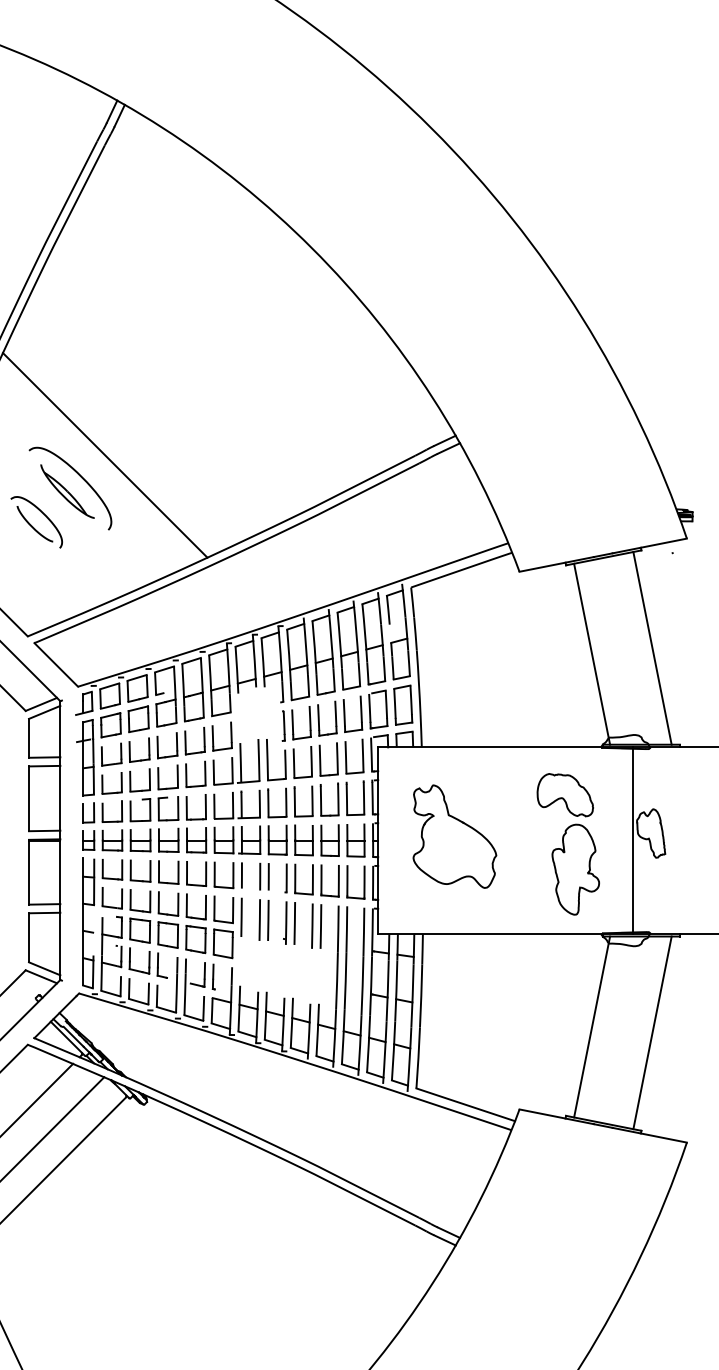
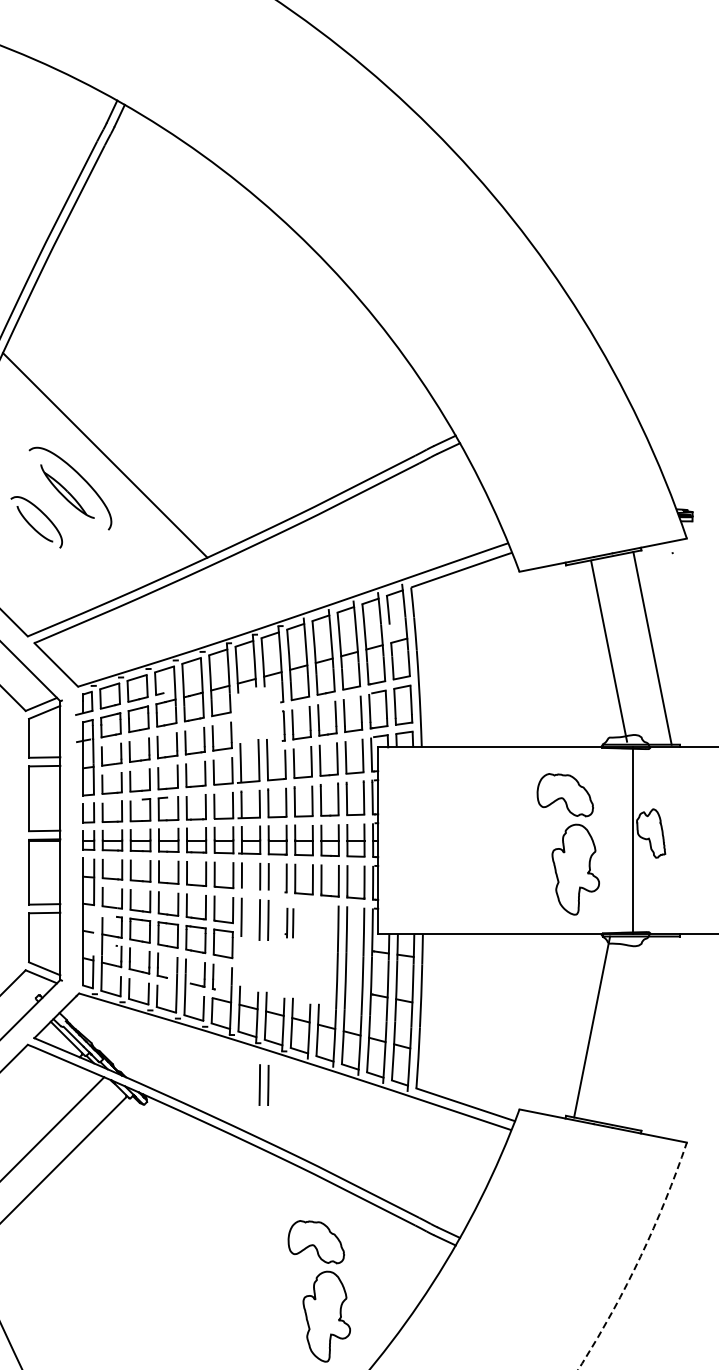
line position: (592, 653) -> (609, 650) (609, 650)
part: present -> none (454, 836)
part size: 13x44 px -> 11x32 px (289, 922)
part: present -> none (316, 925)
line: present -> none (652, 1032)
part: none -> present (263, 1084)
line: present -> none (37, 1098)
arc: solid -> dashed (639, 1259)
part: none -> present (318, 1291)
